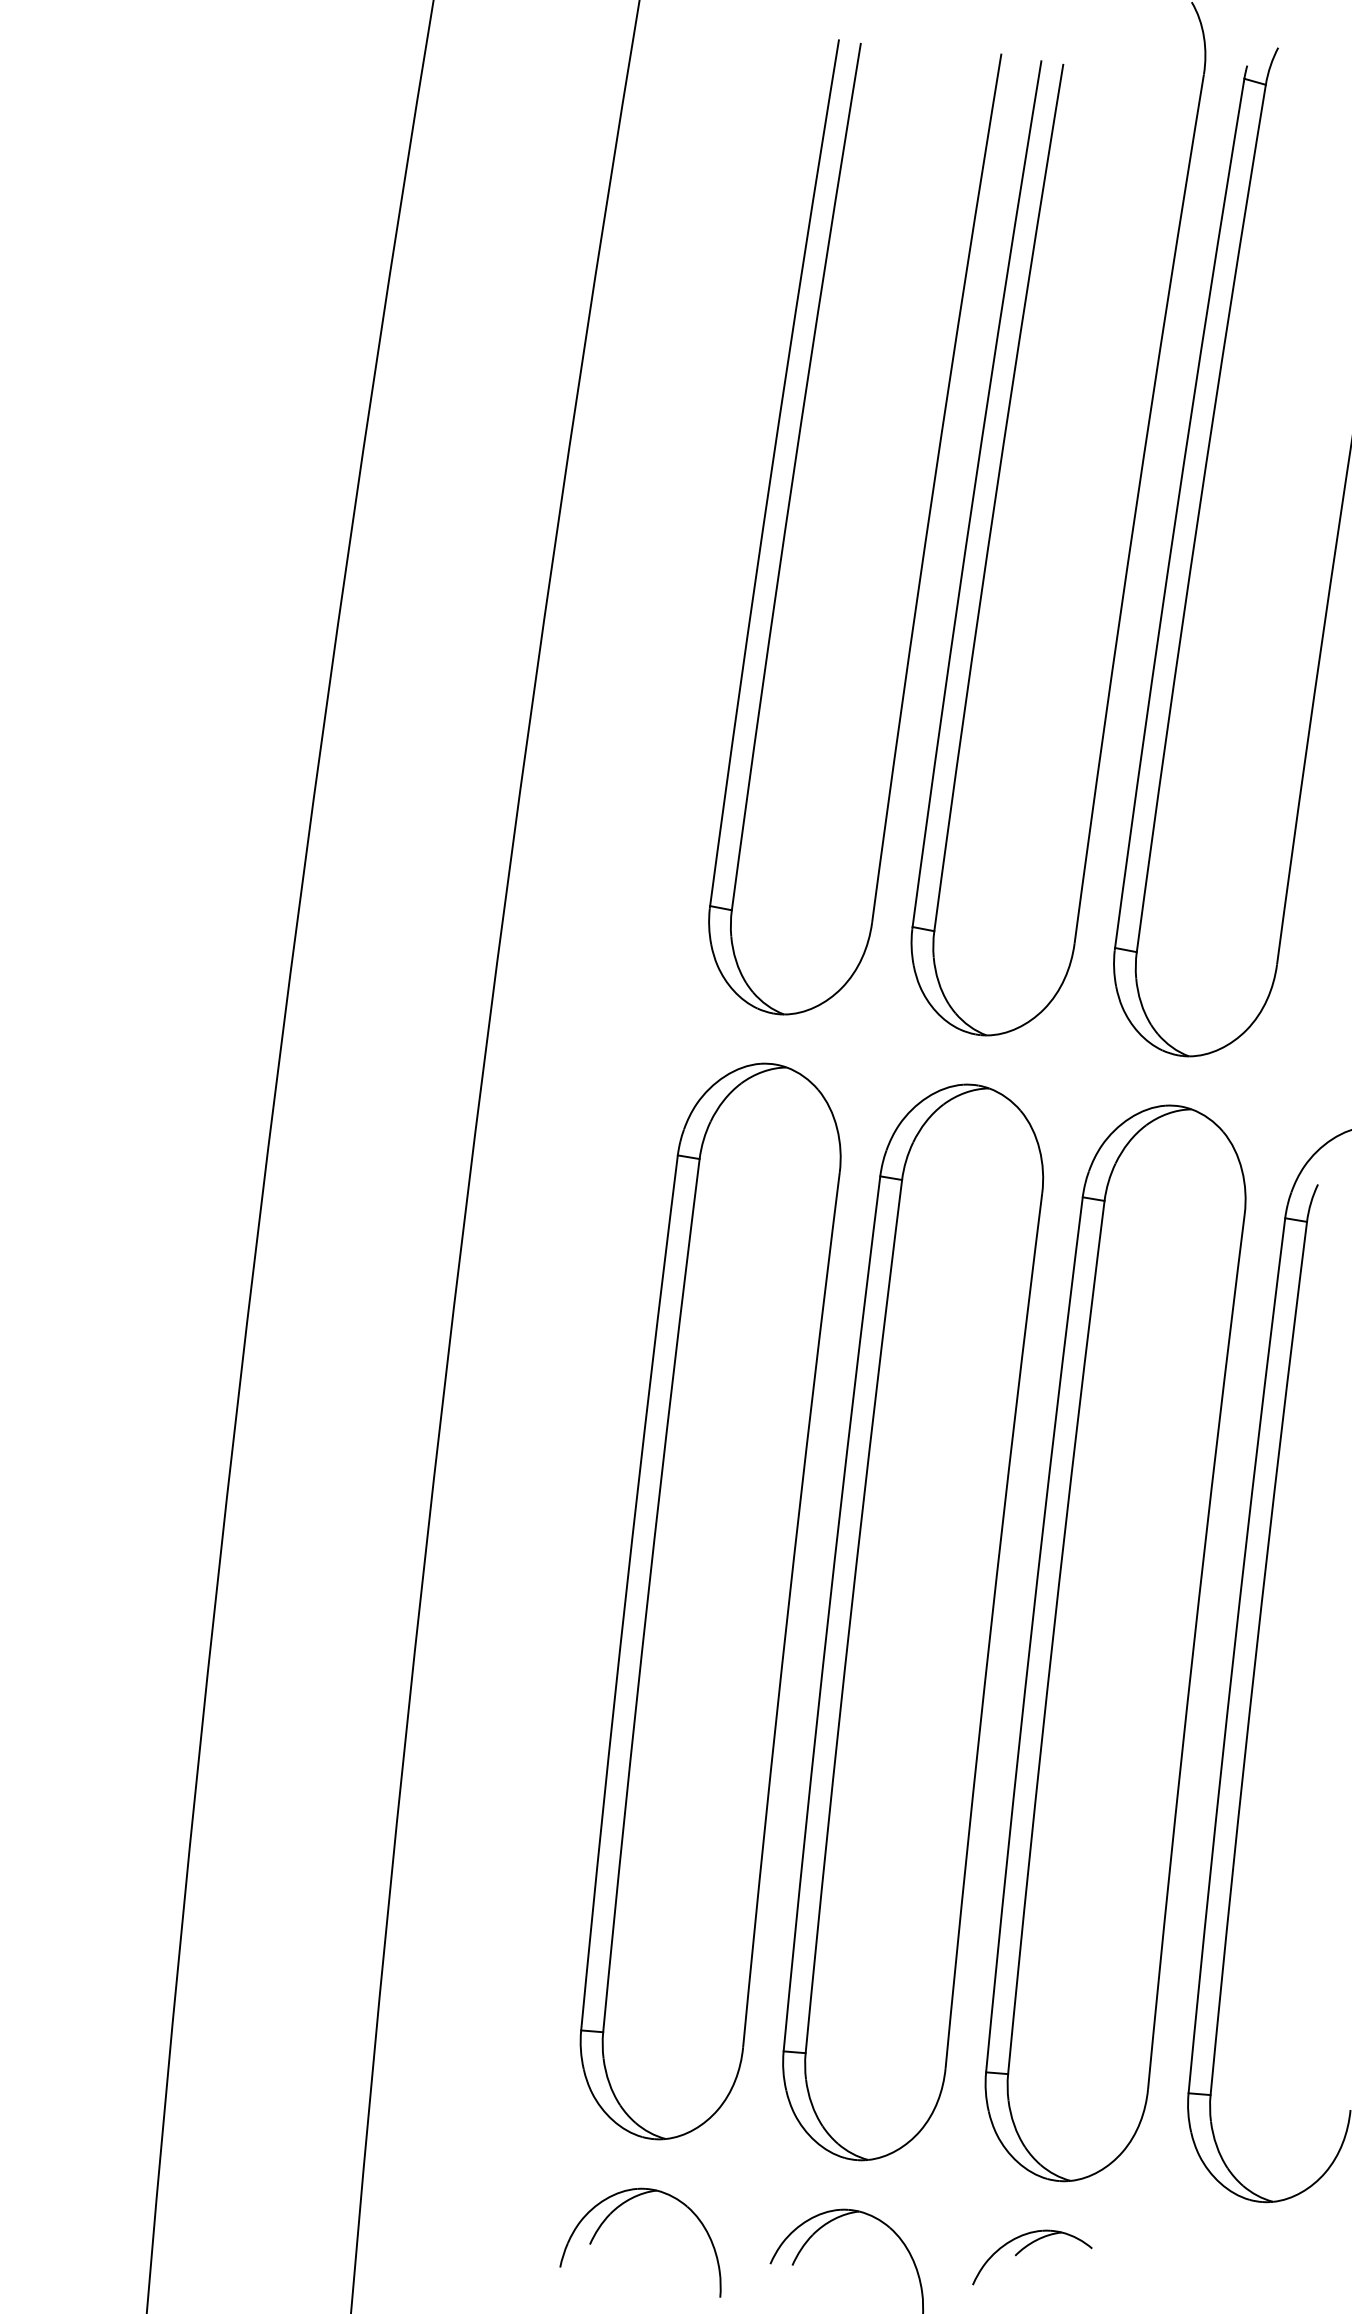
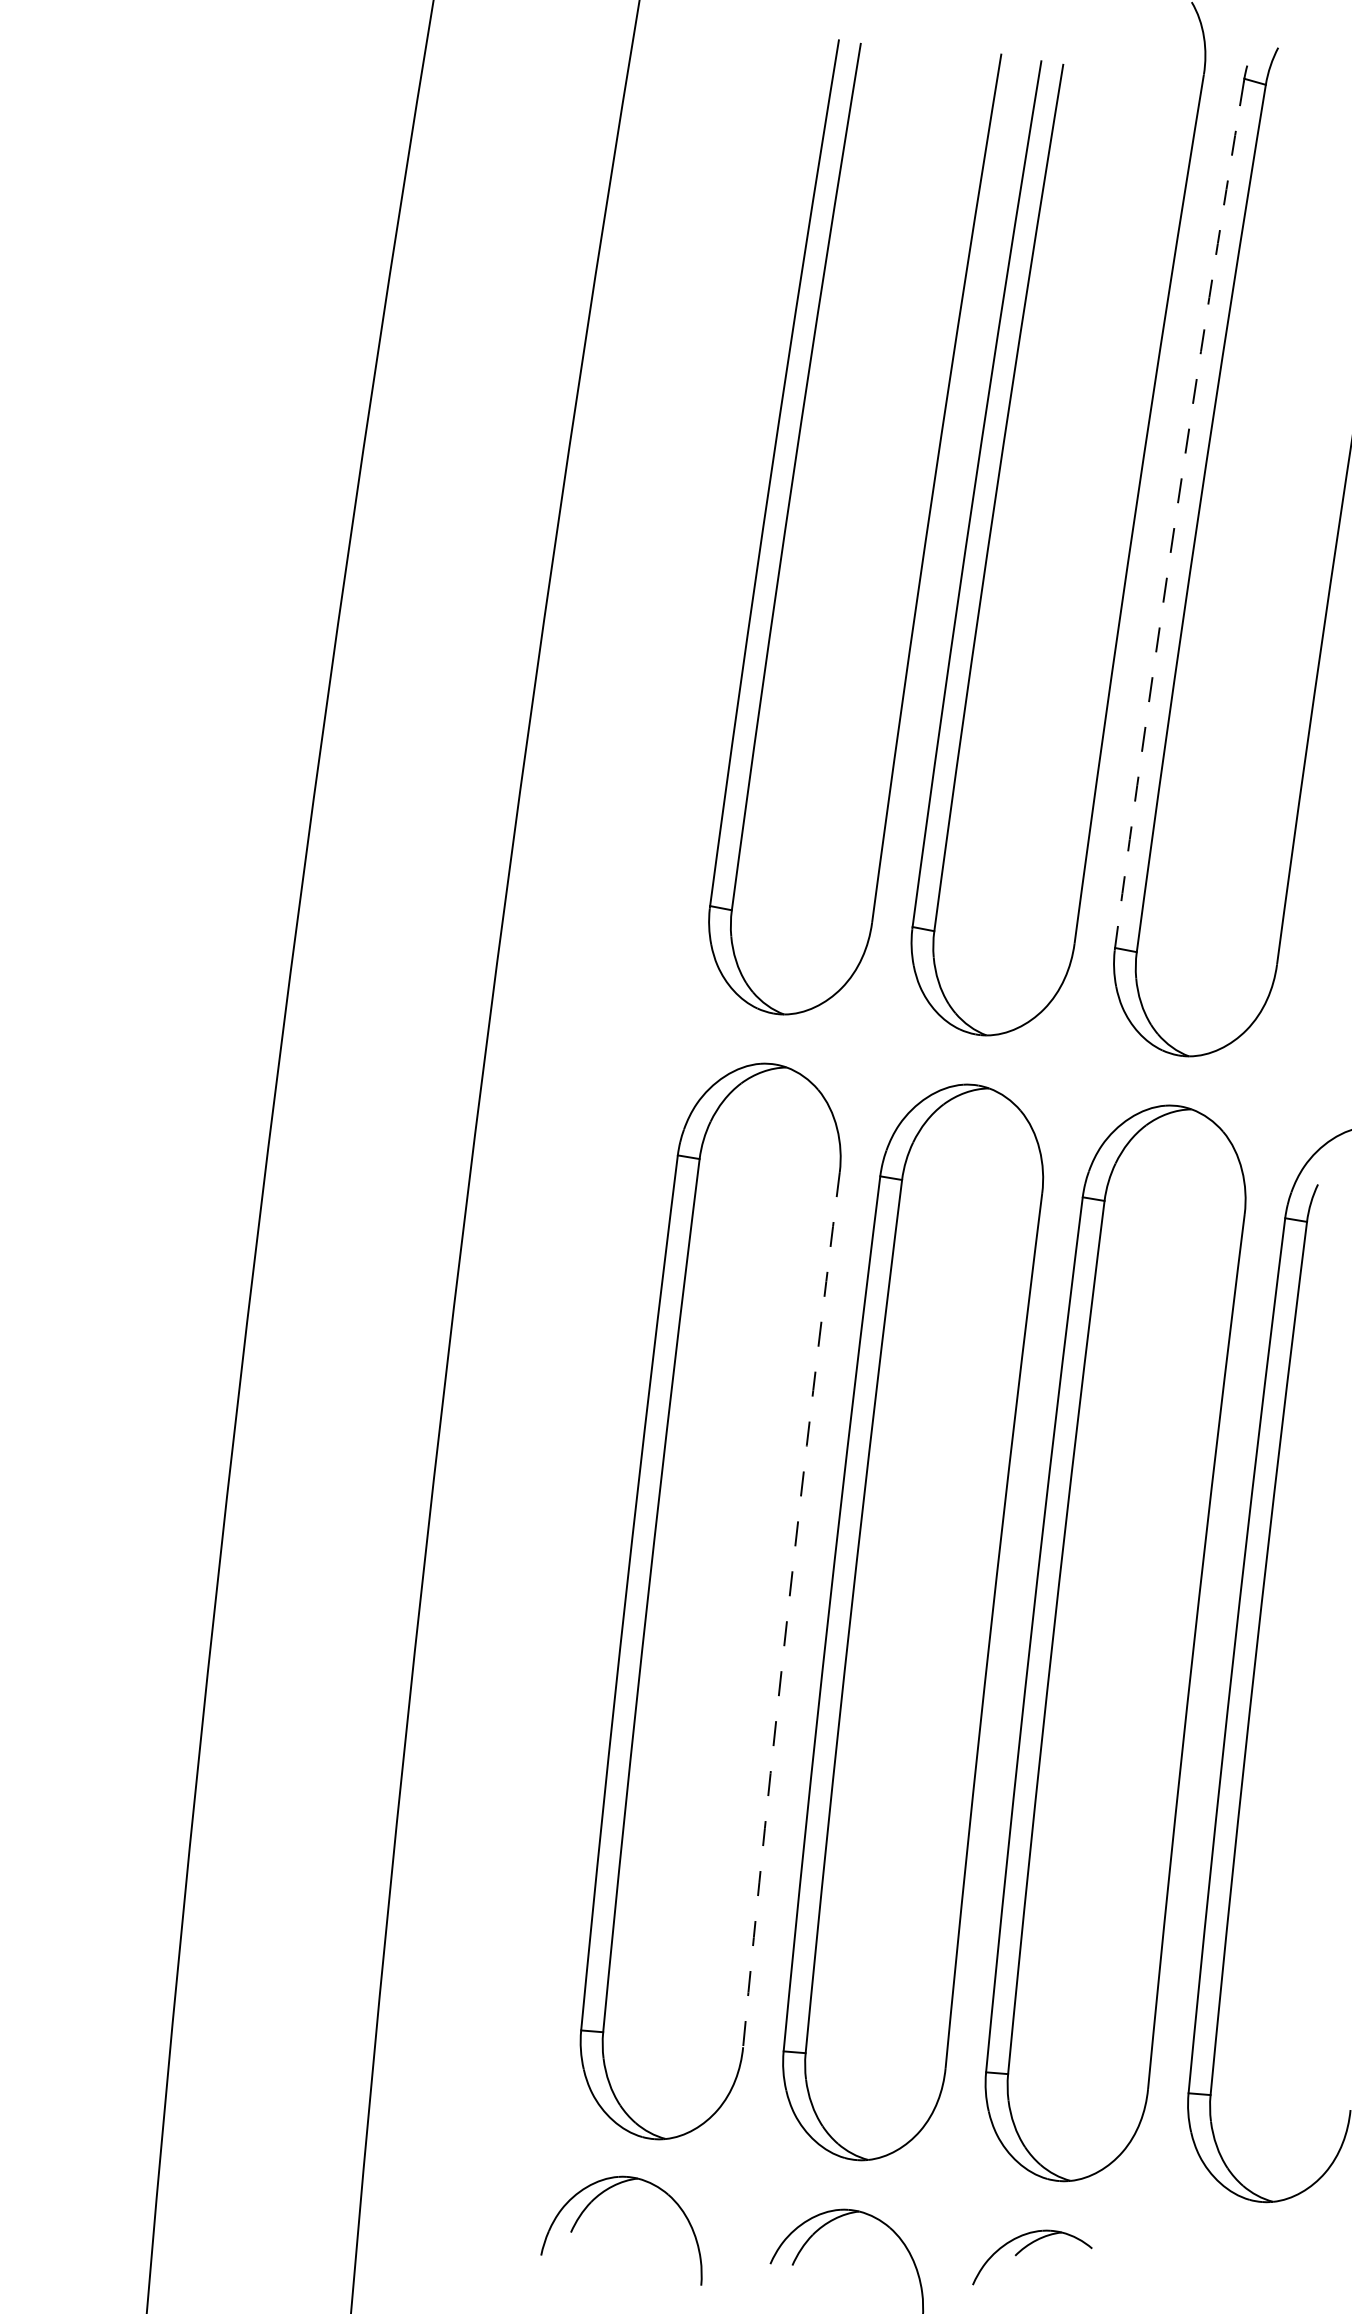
arc: solid -> dashed (1176, 514)
arc: solid -> dashed (788, 1609)
part position: (612, 2213) -> (593, 2201) (593, 2201)
